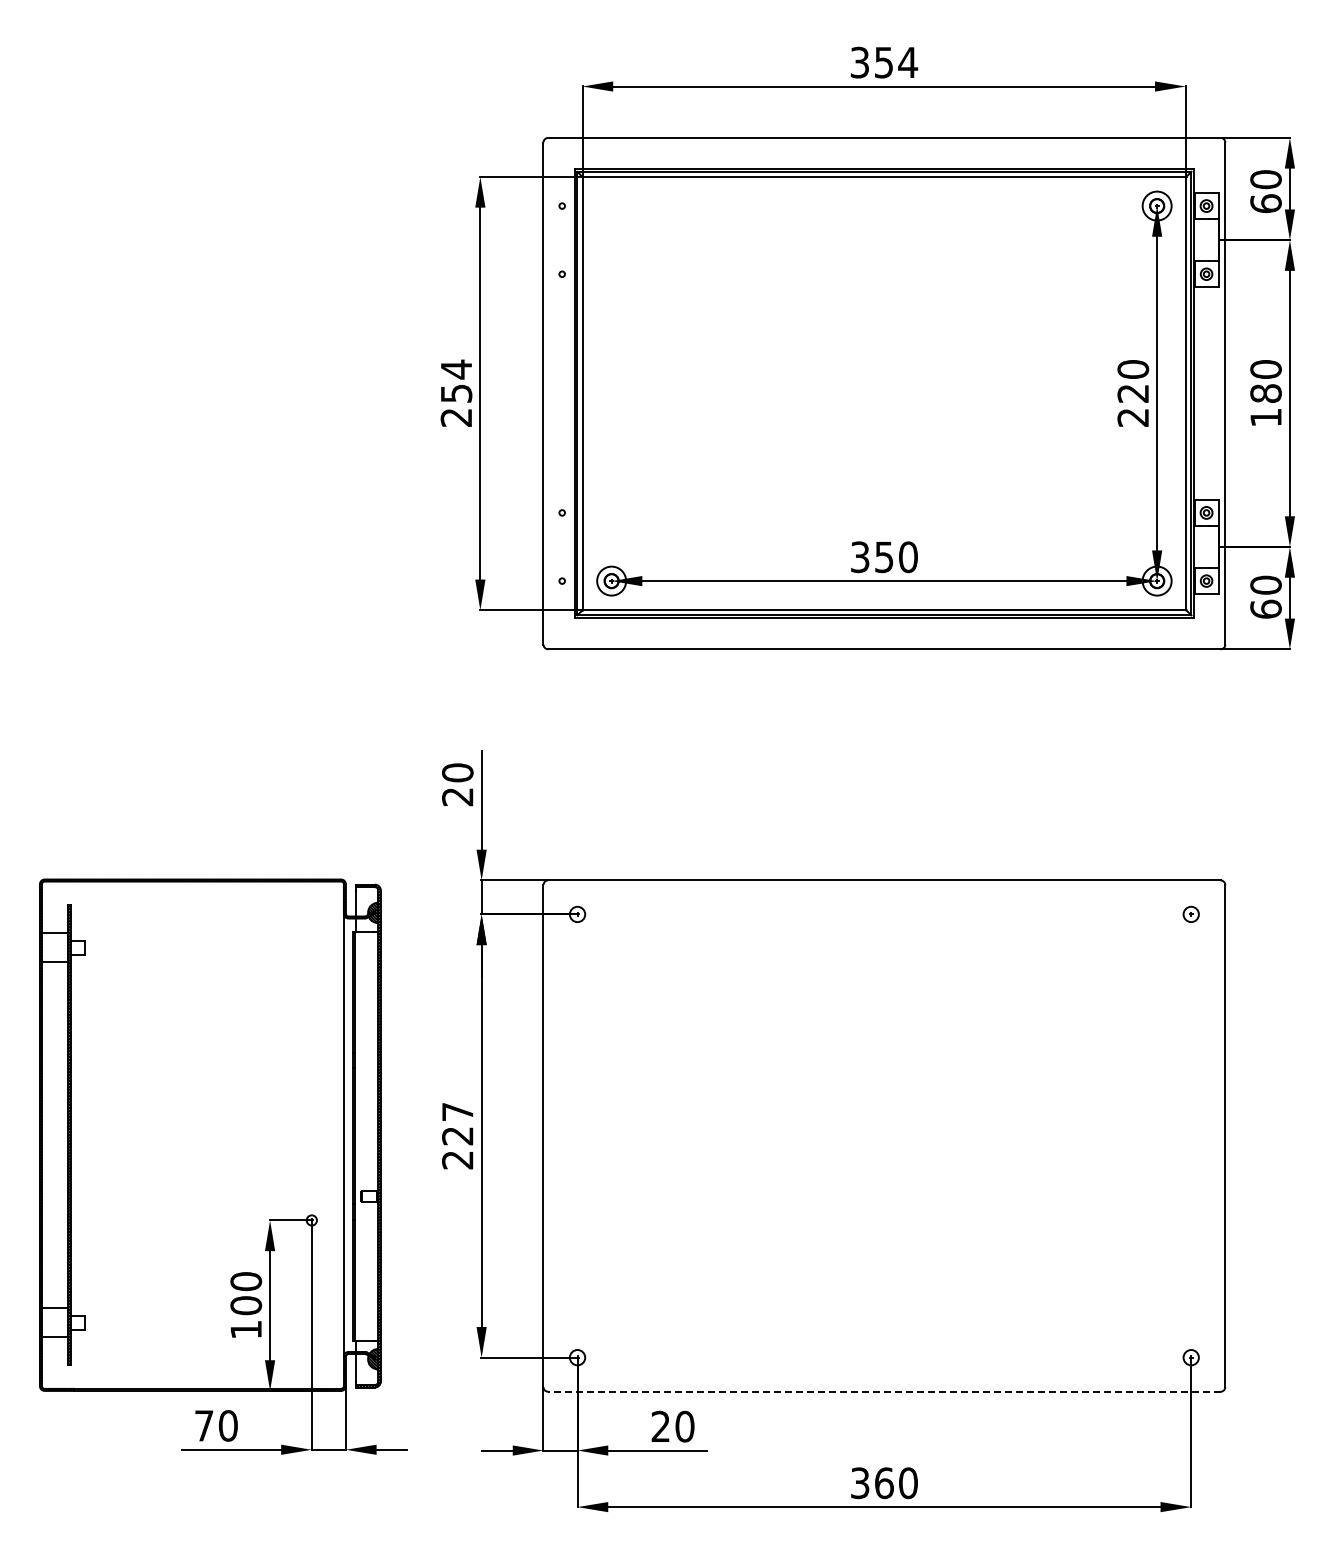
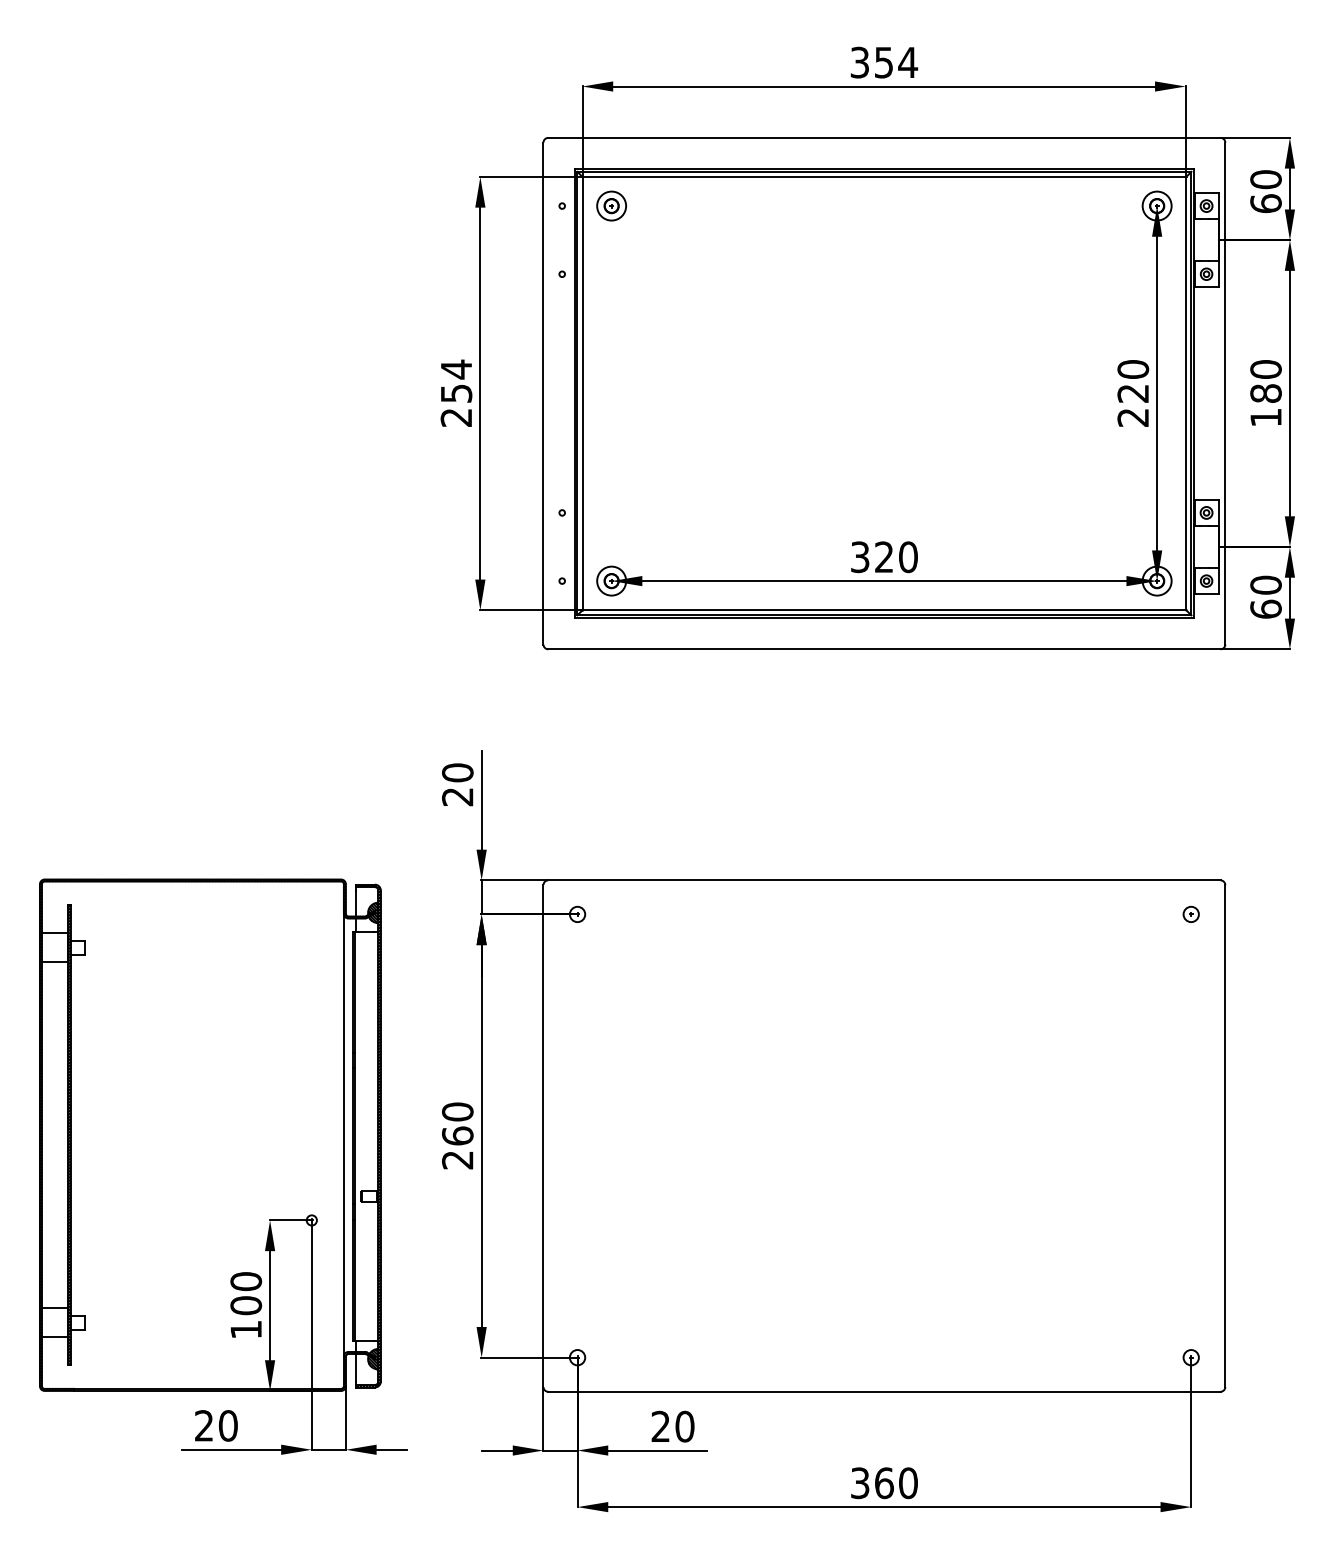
part: none -> present (611, 205)
text: 350 -> 320 (884, 557)
text: 227 -> 260 (457, 1123)
line: dashed -> solid (883, 1391)
text: 70 -> 20 (204, 1425)
